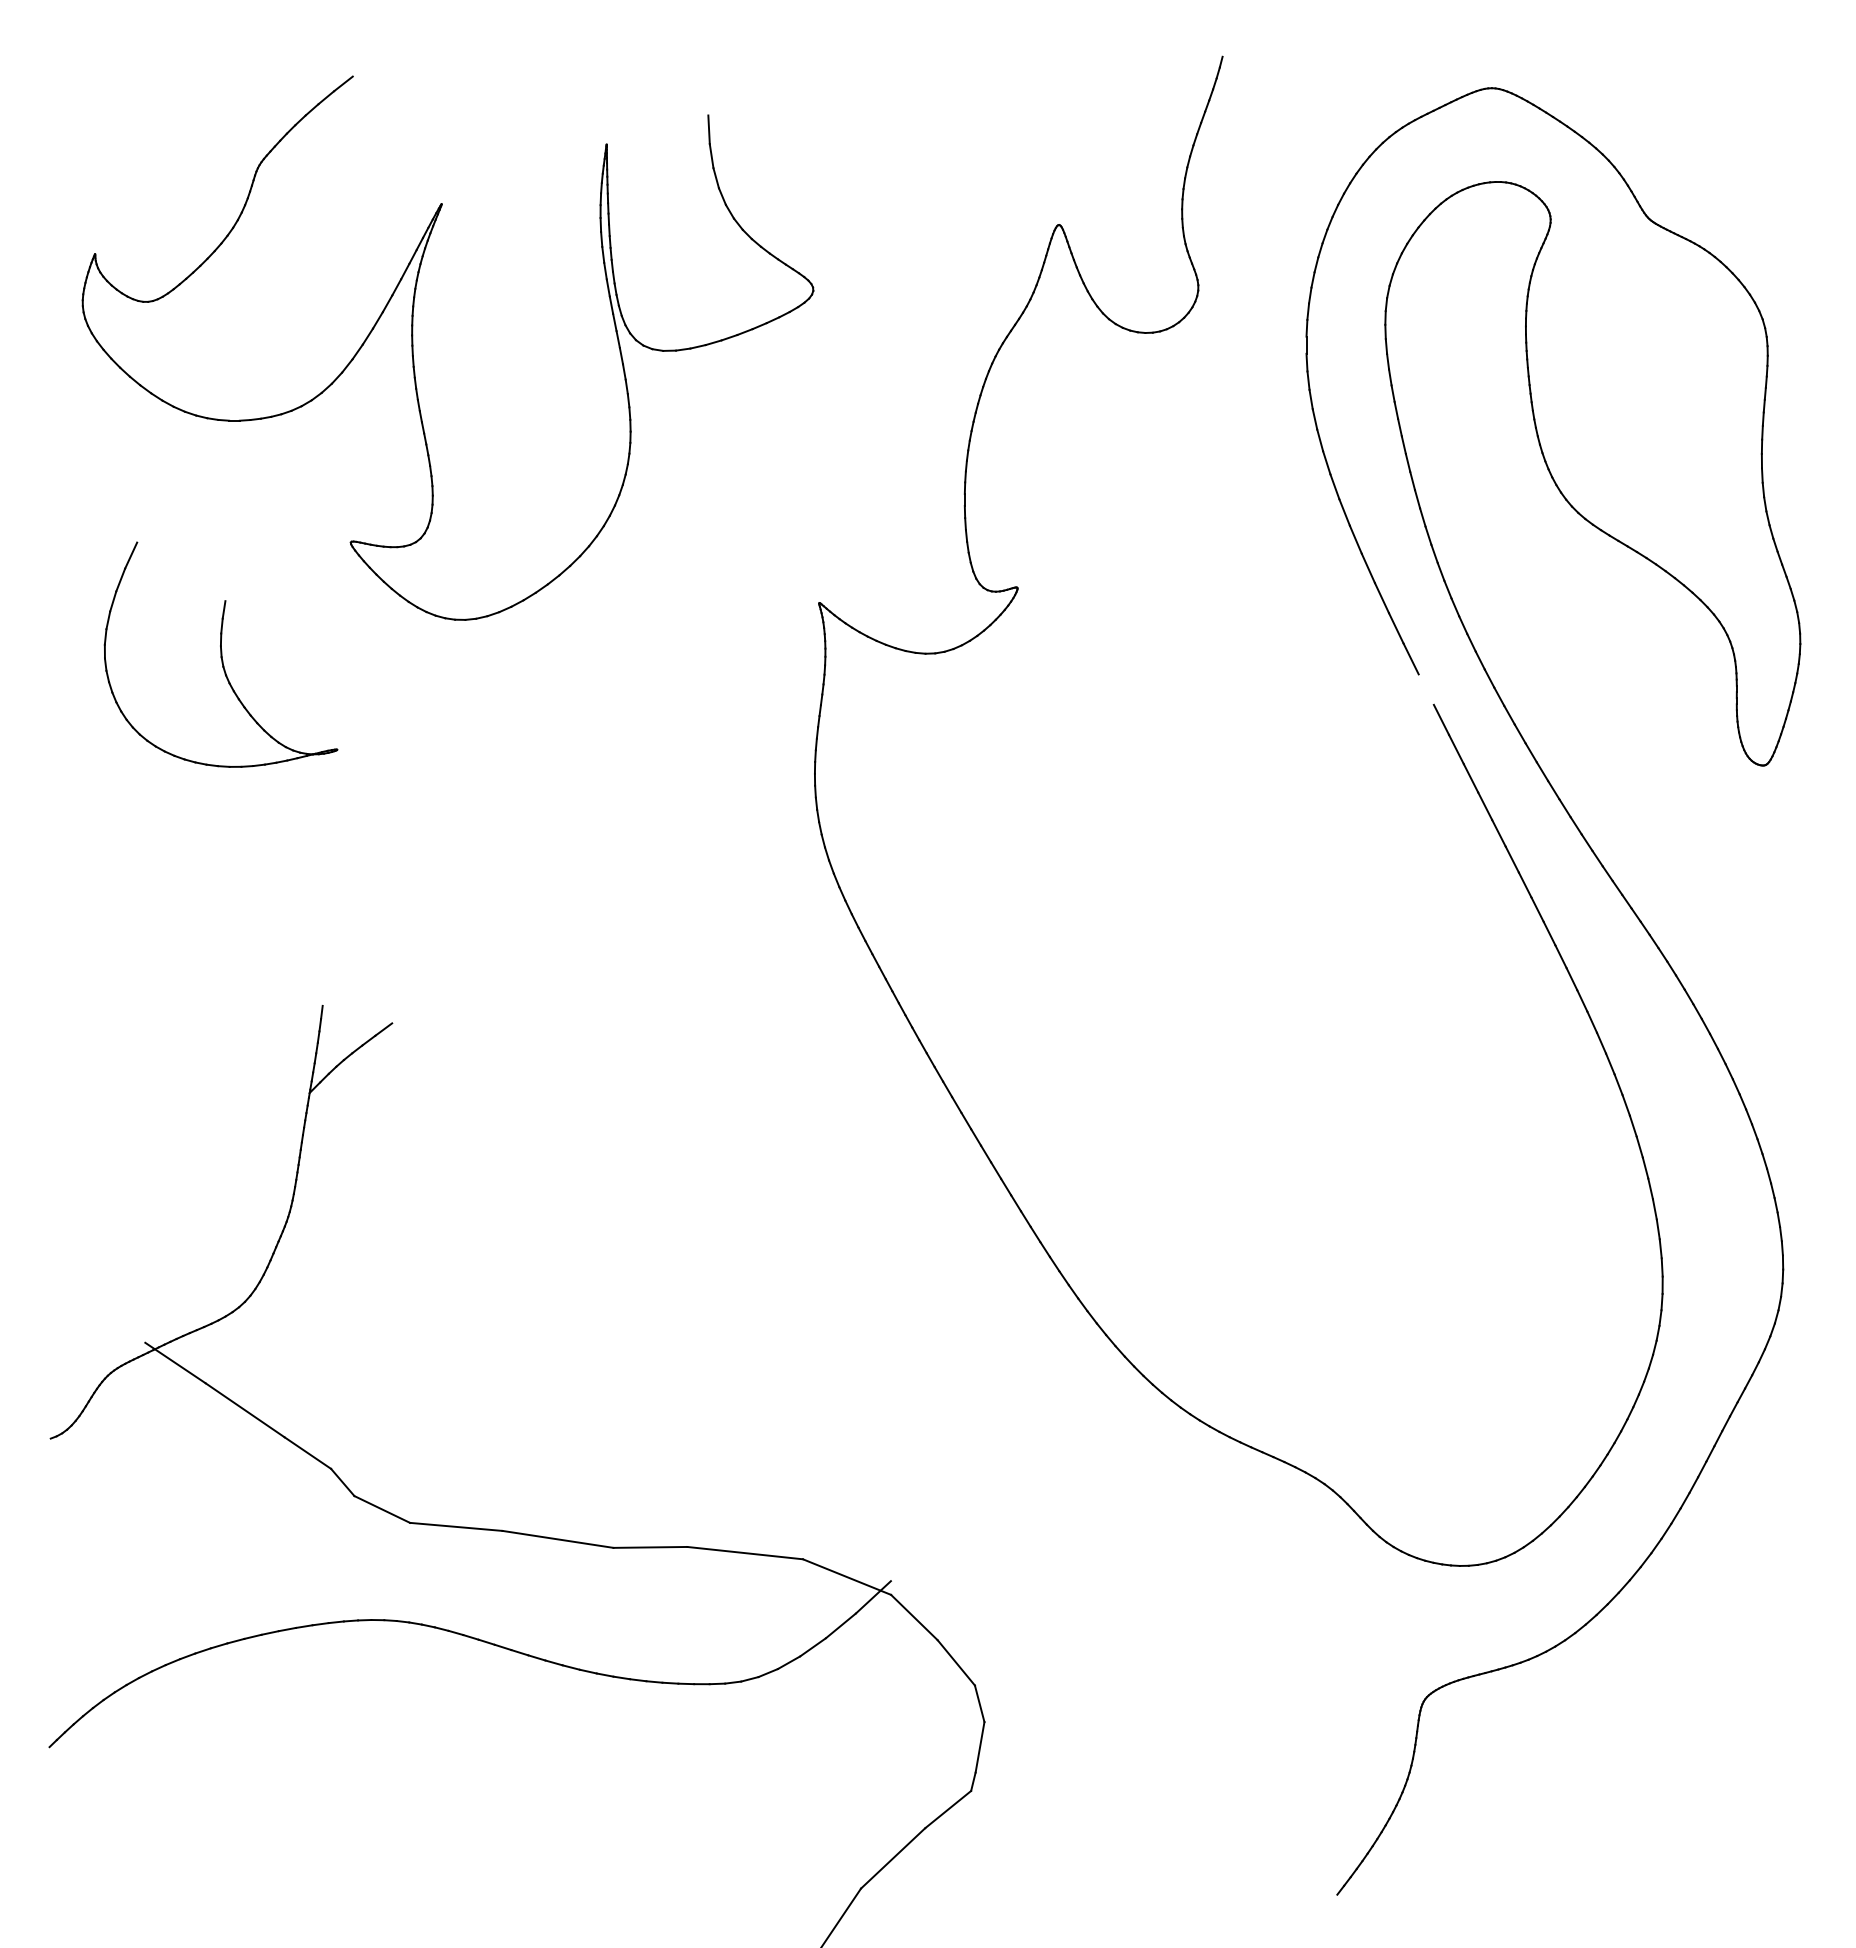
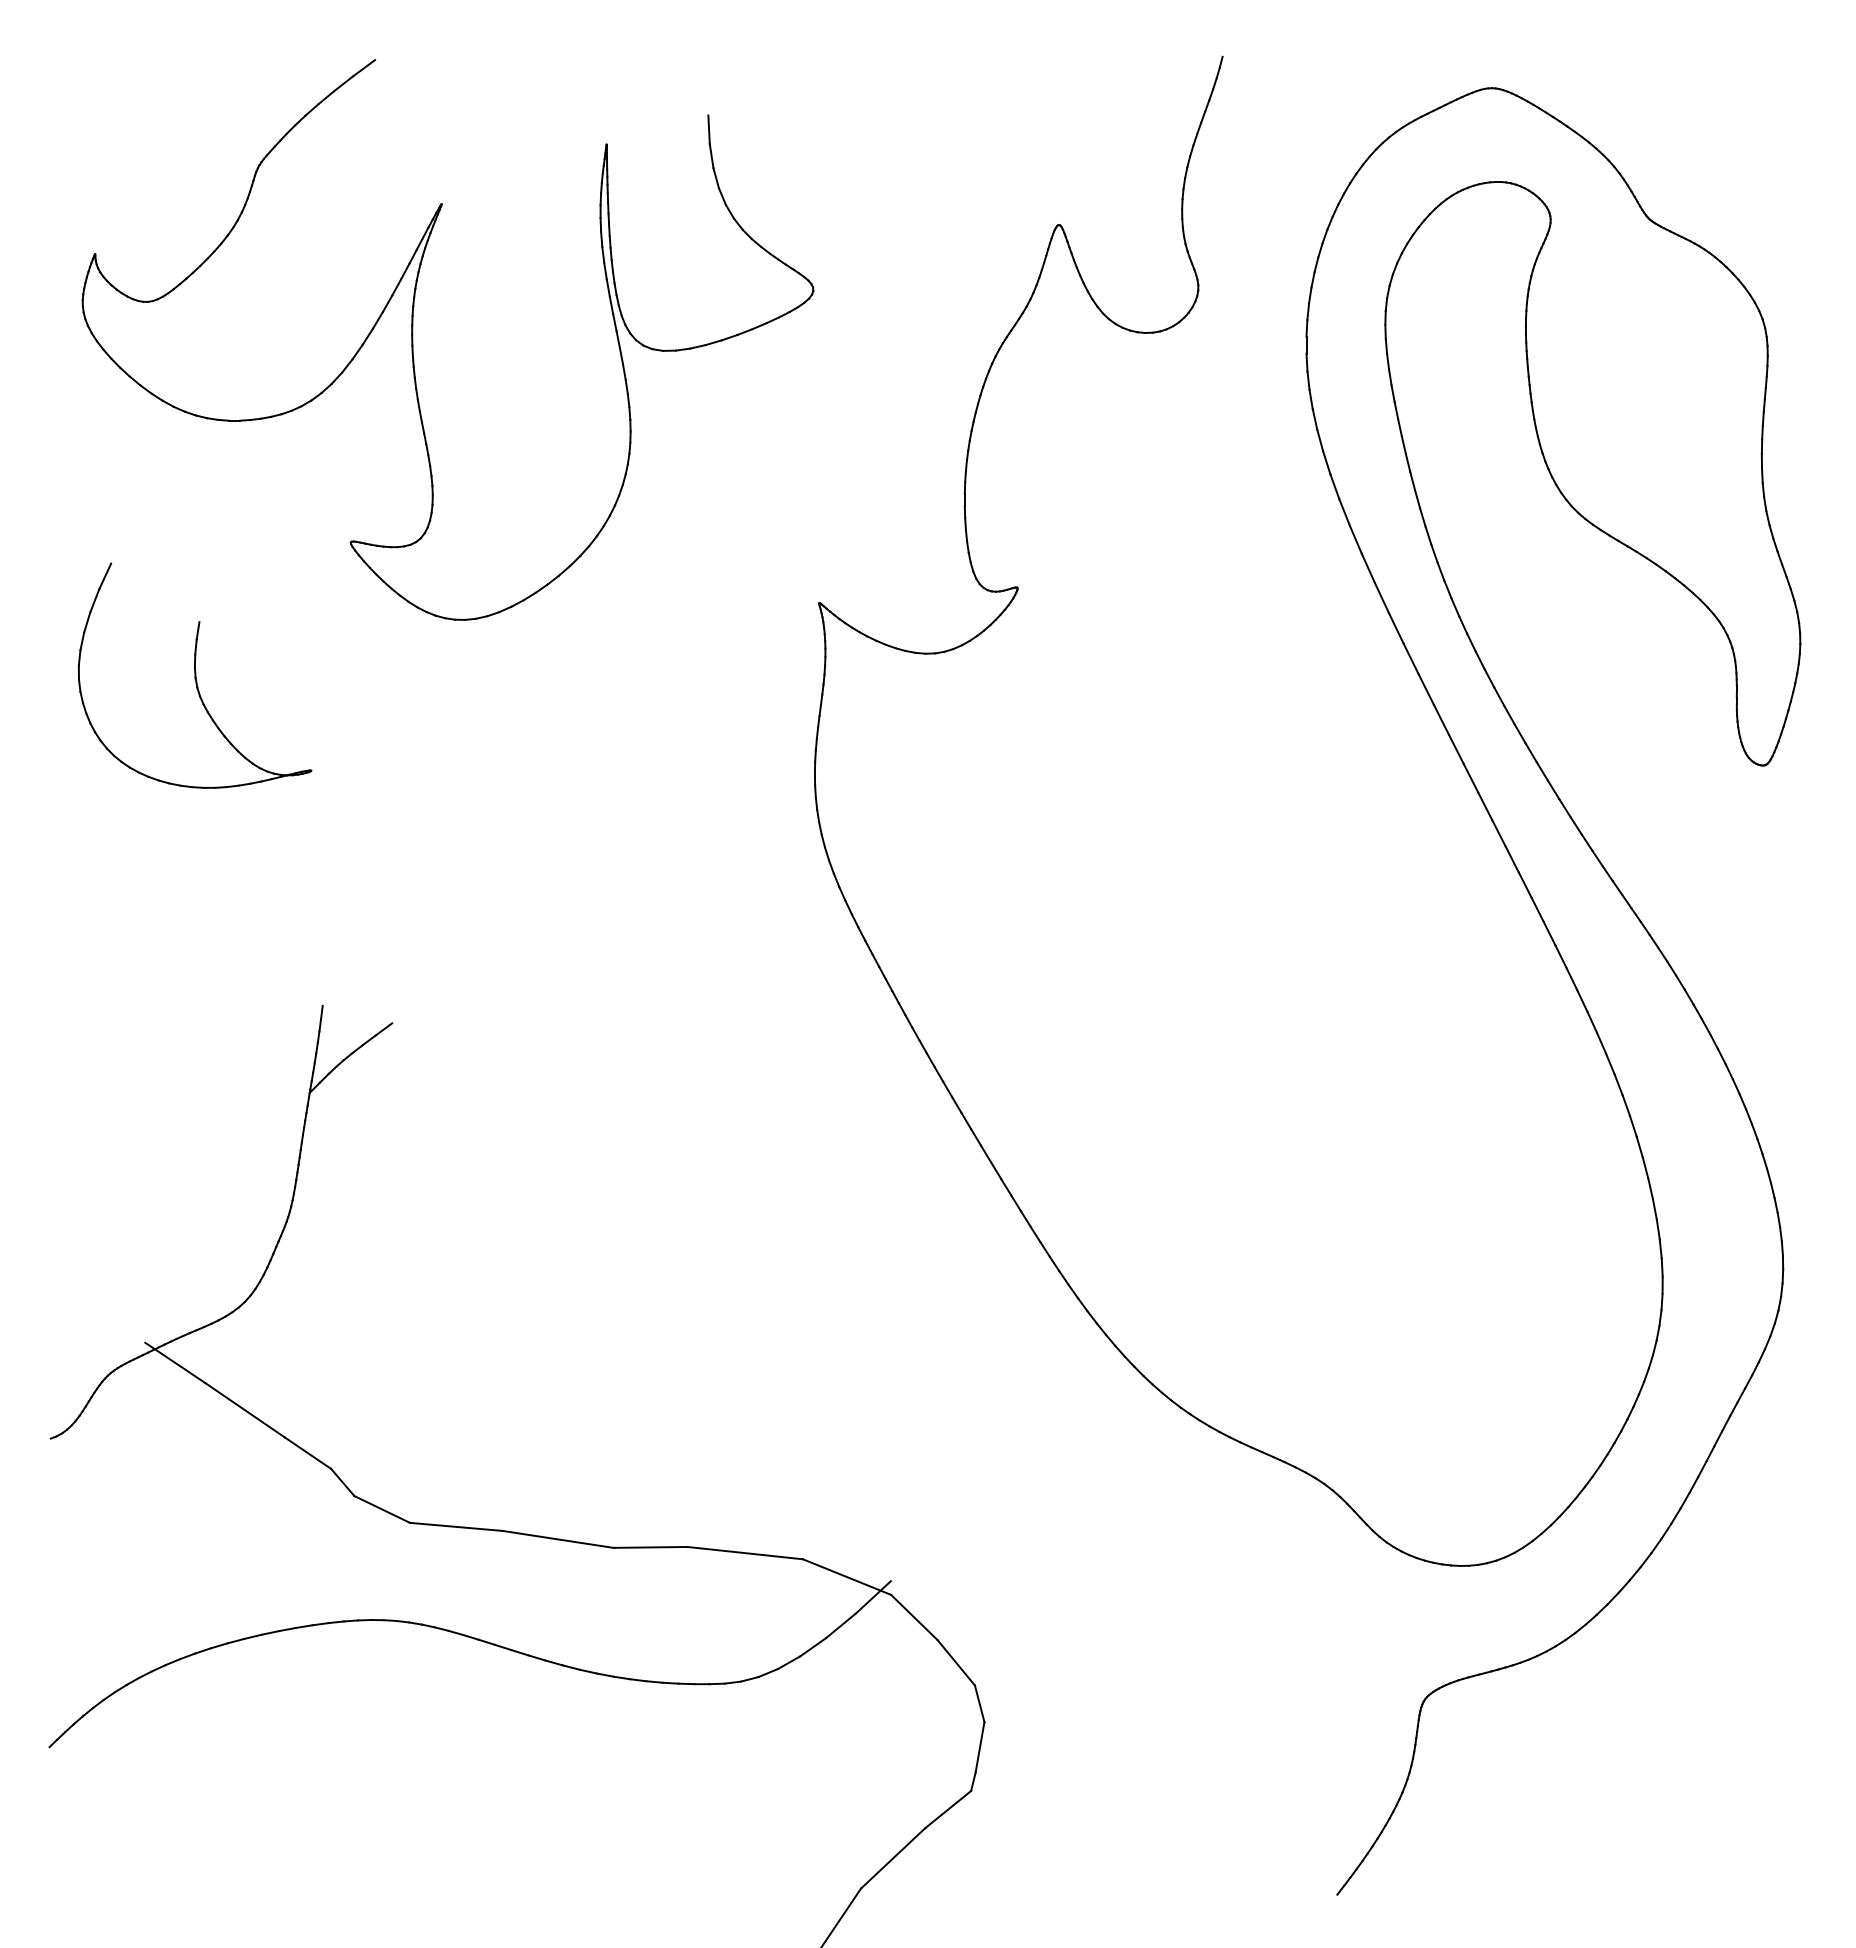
line: none -> present (363, 68)
part position: (220, 654) -> (194, 675) (194, 675)
line: none -> present (1425, 689)
